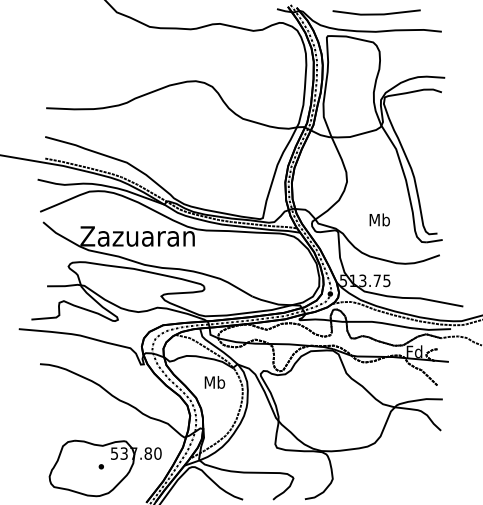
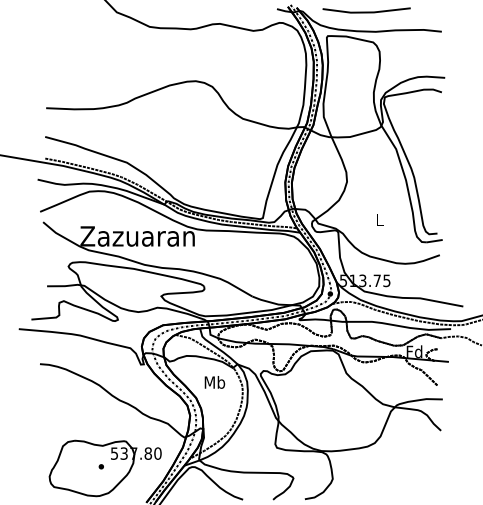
line position: (376, 13) -> (366, 11) (366, 11)
text: Mb -> L (379, 219)
